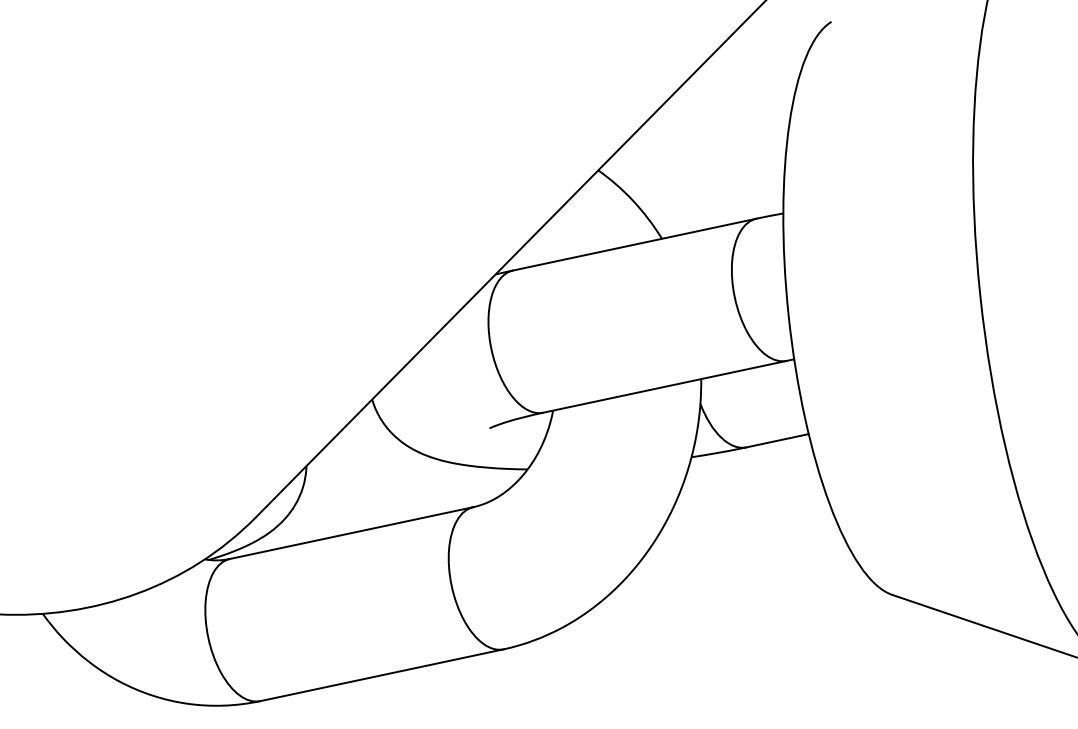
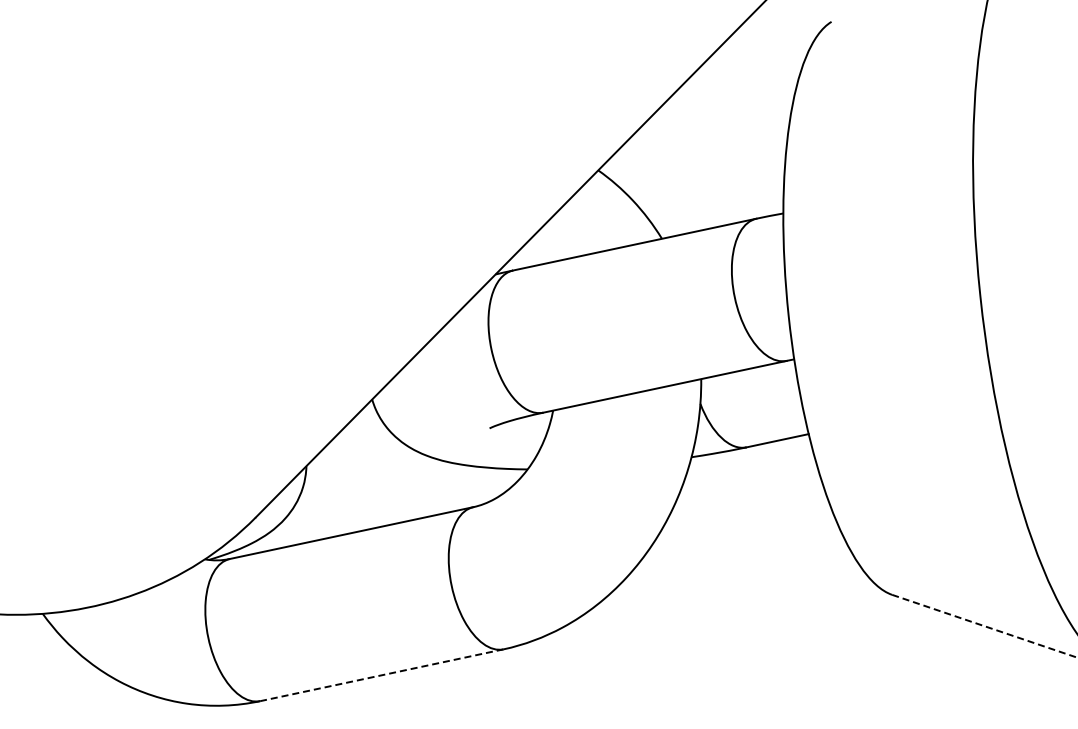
line: solid -> dashed (984, 626)
line: solid -> dashed (381, 675)
